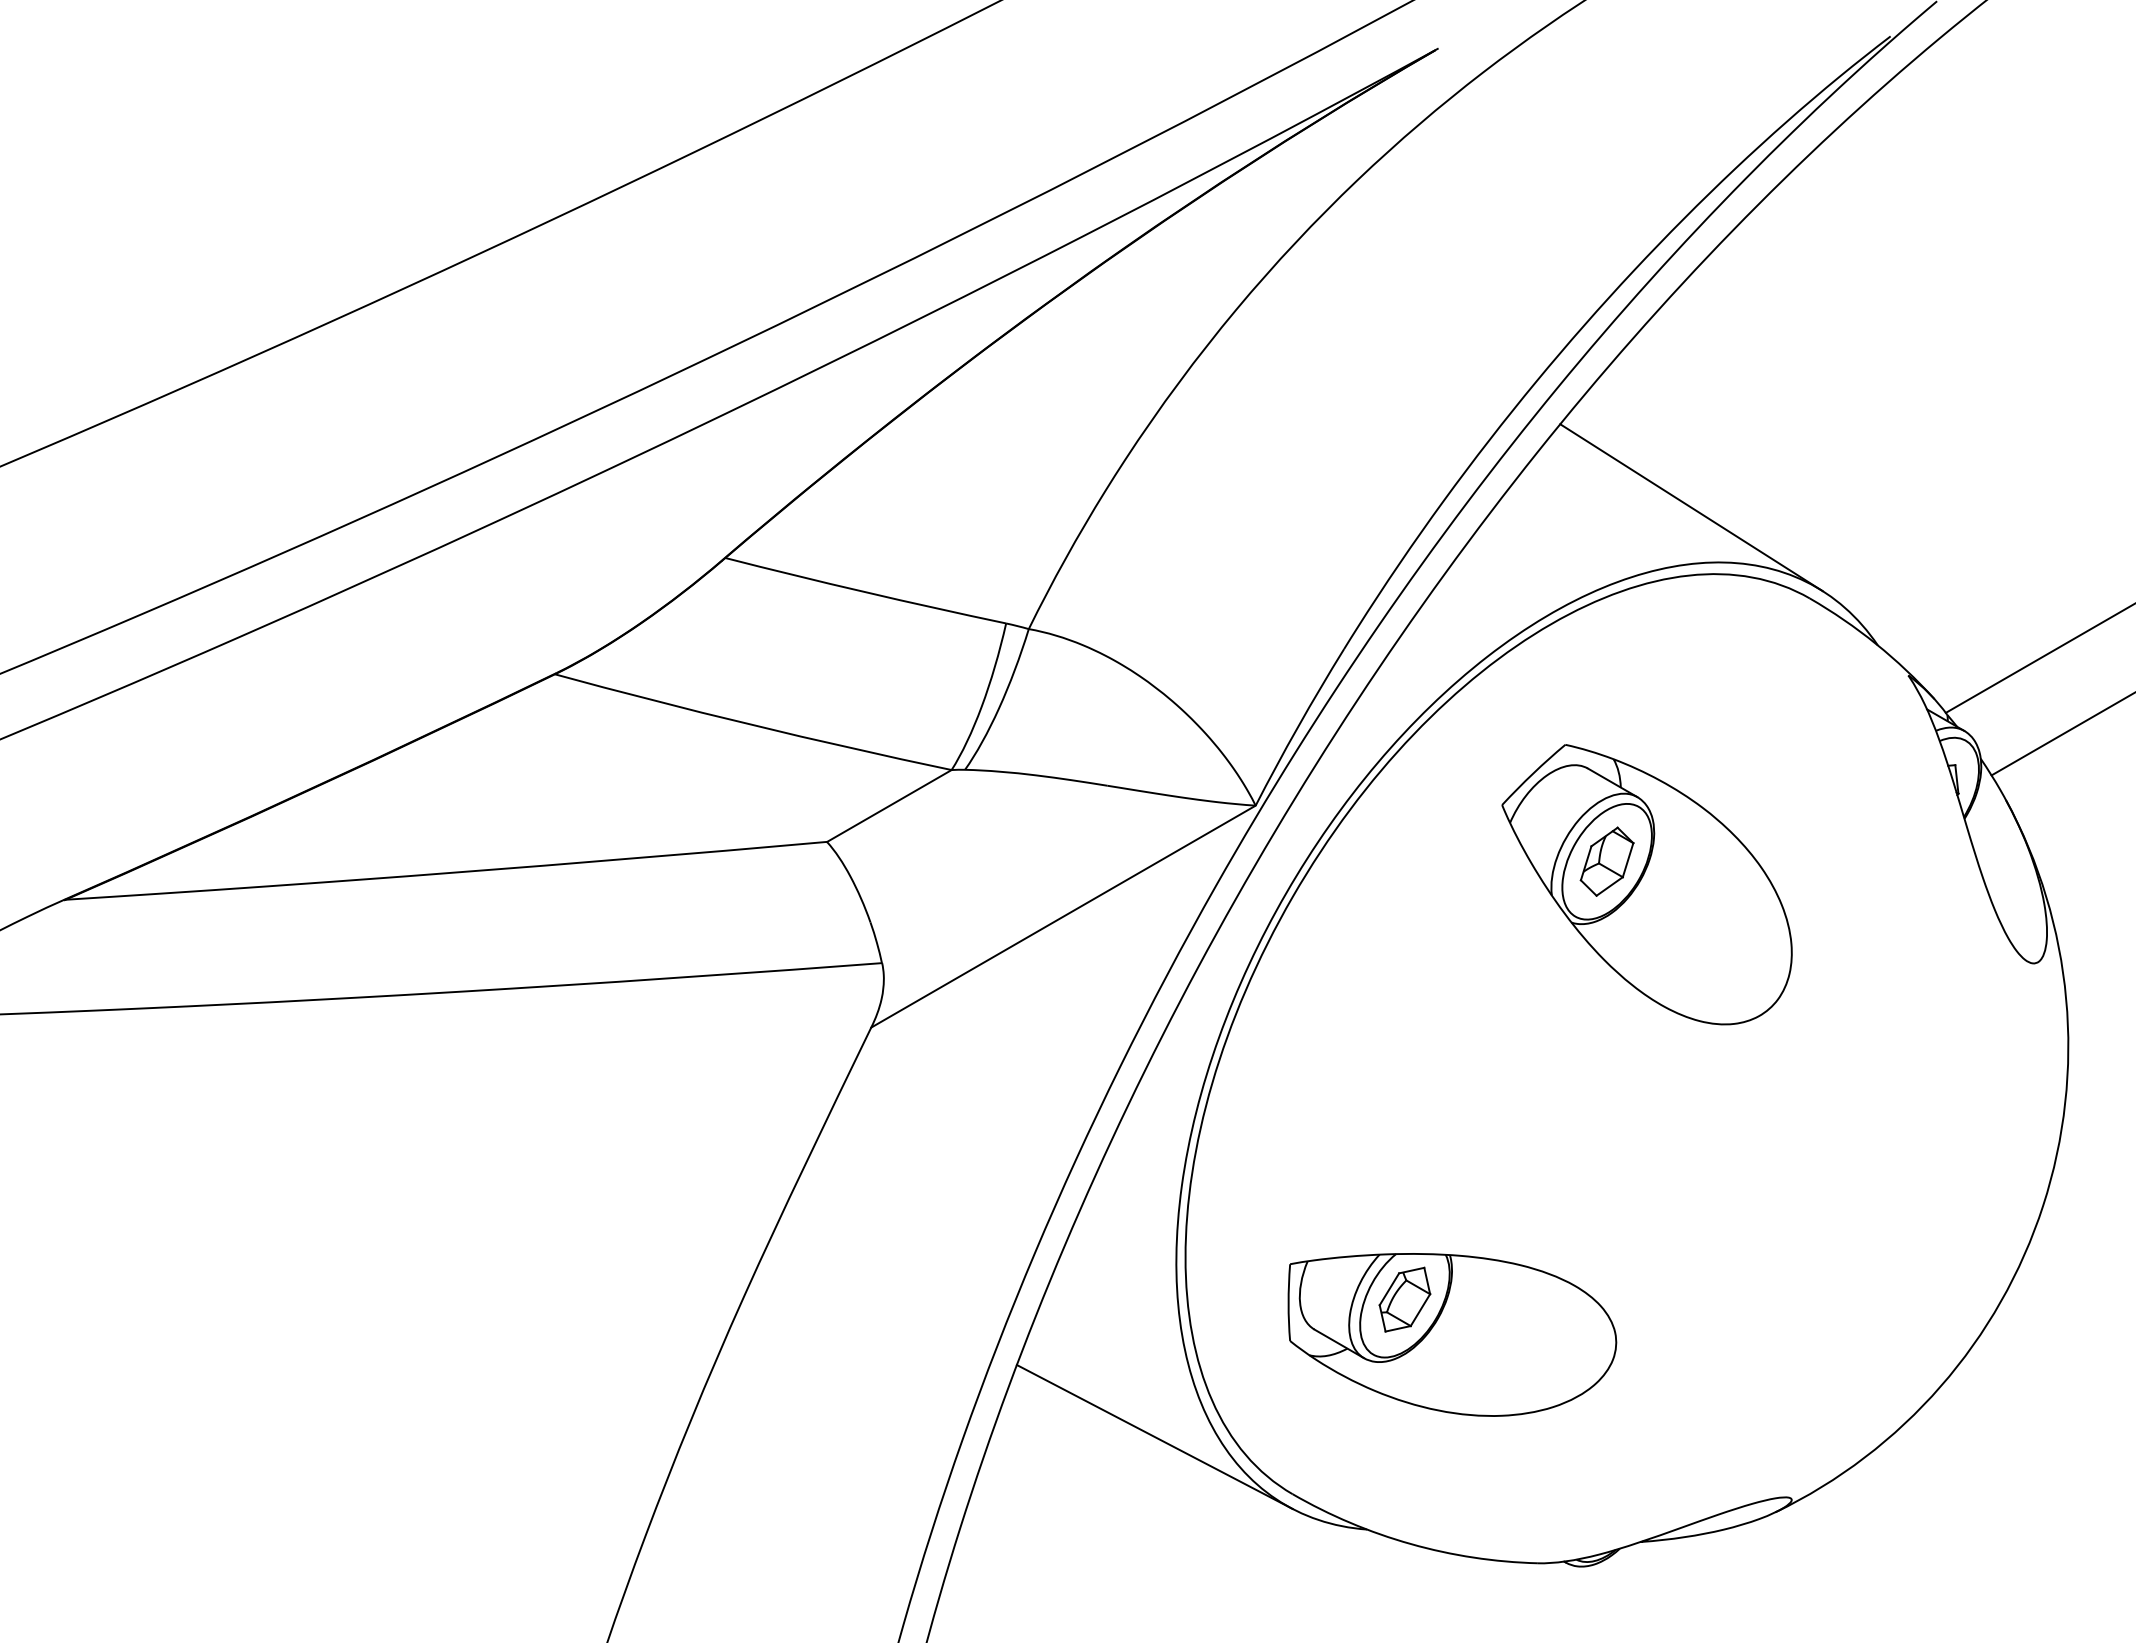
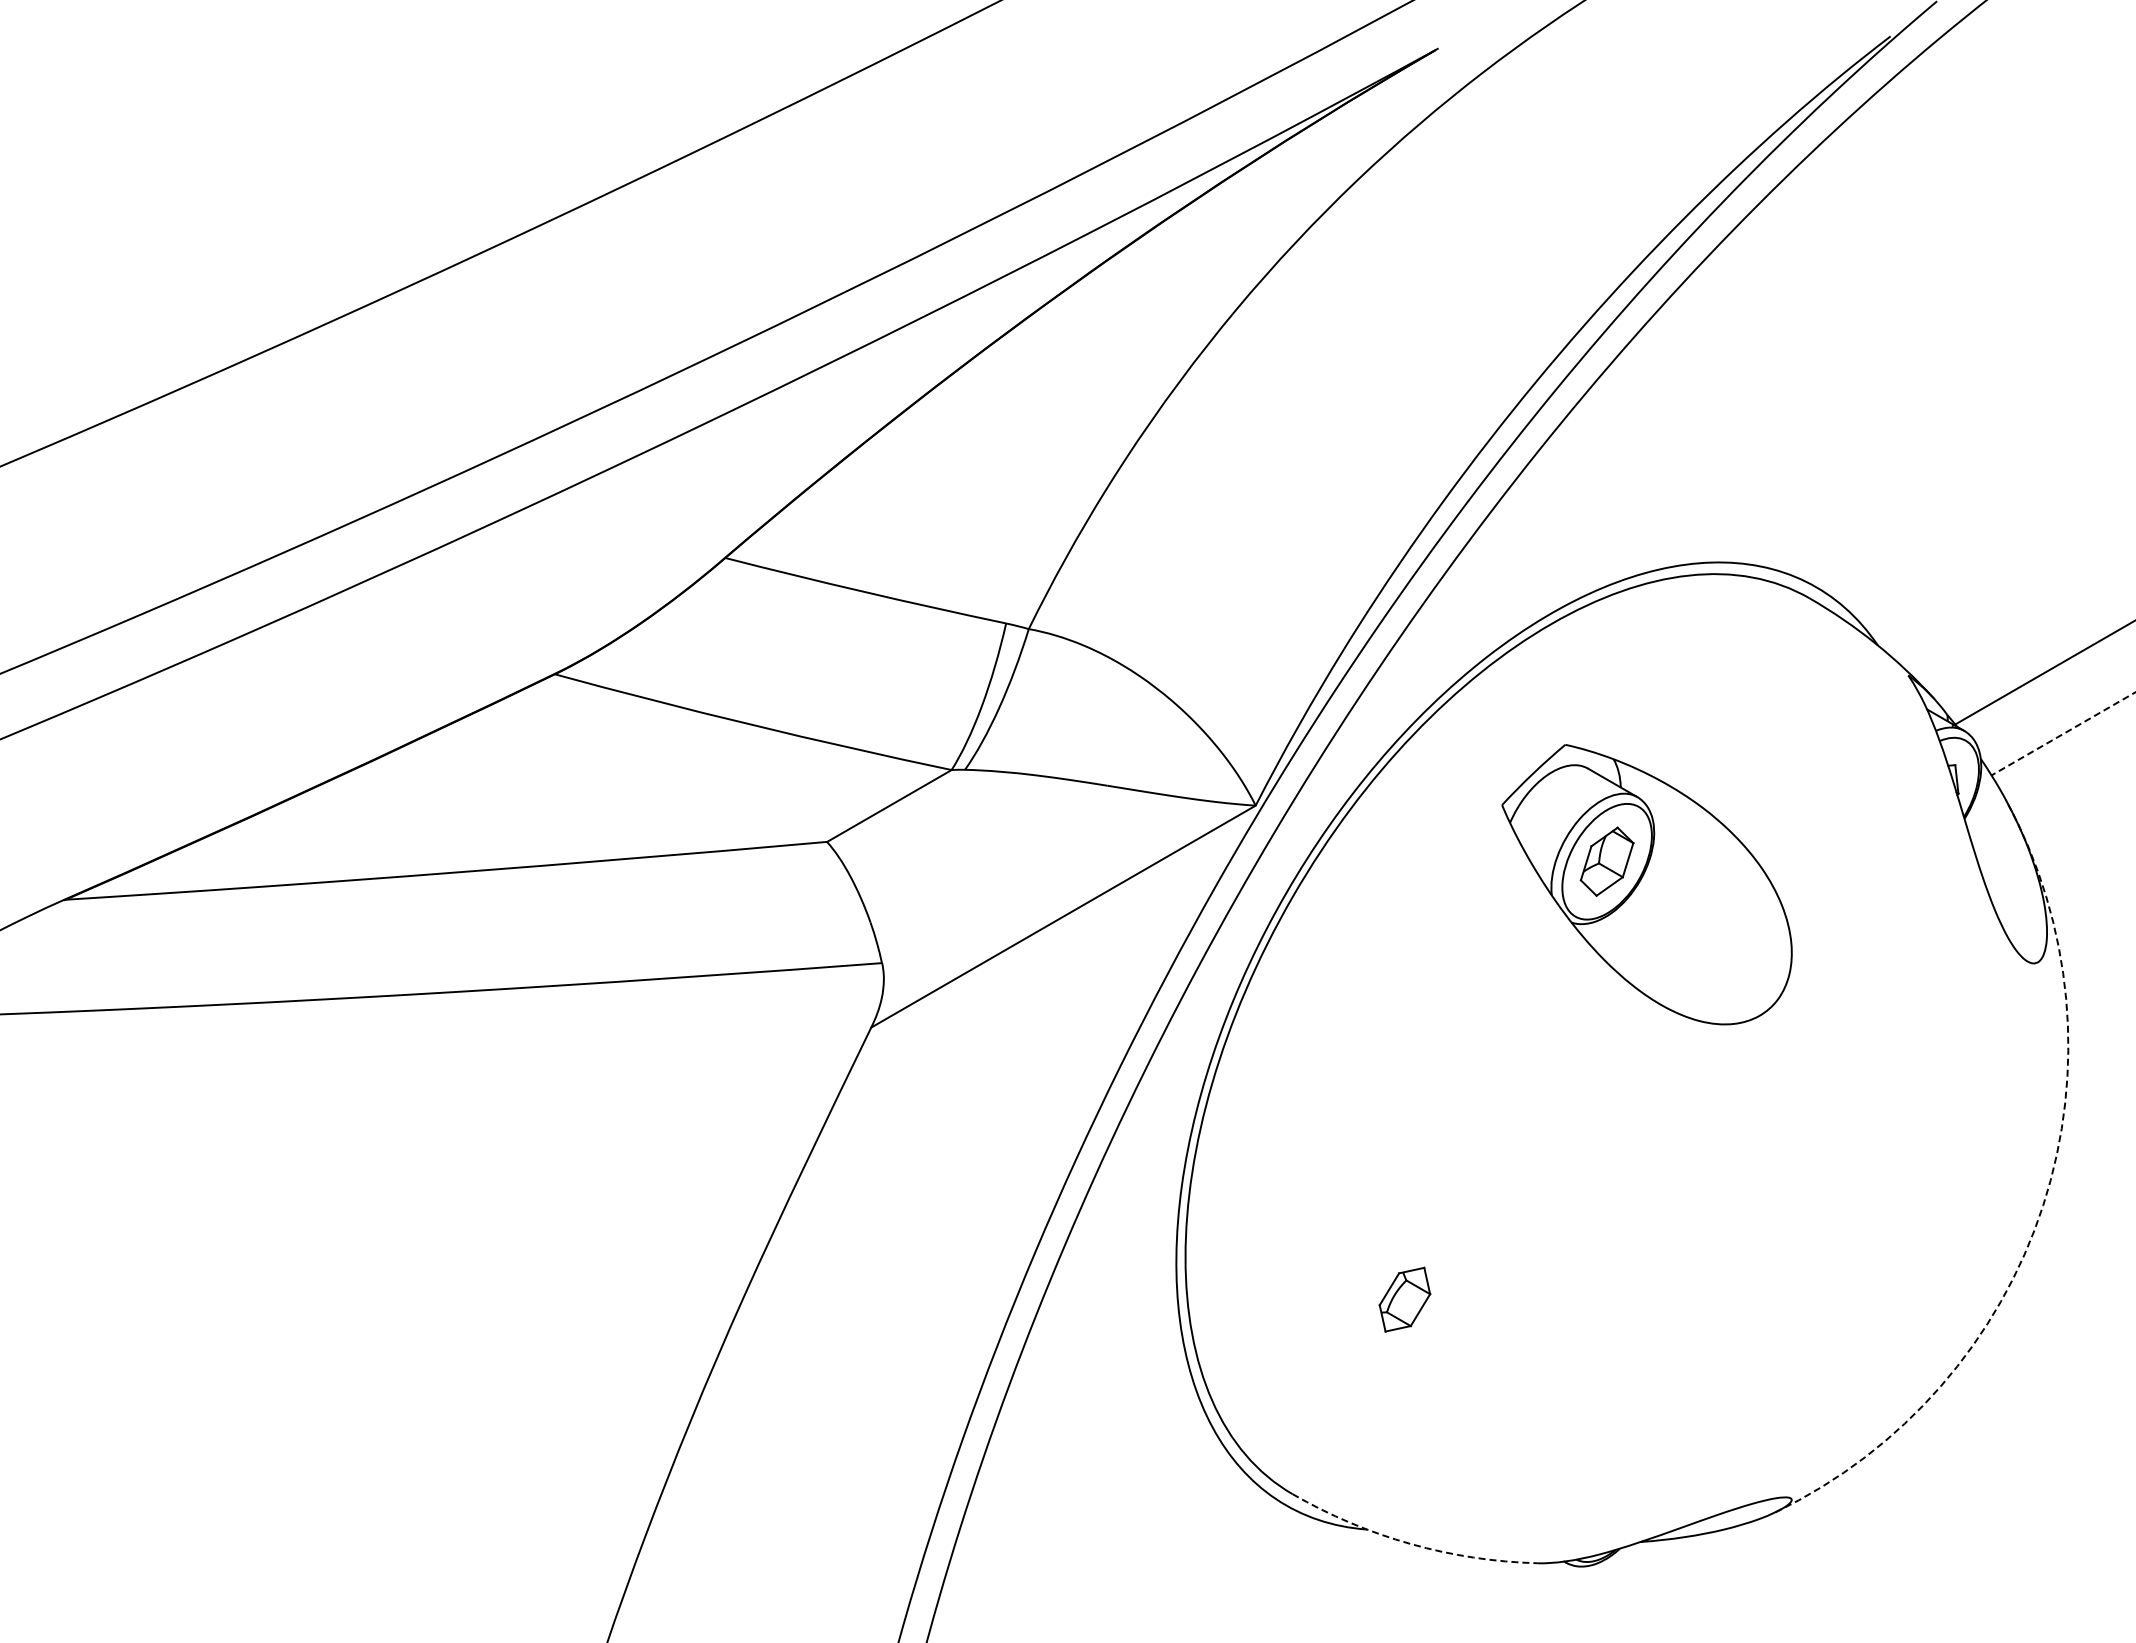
line: present -> none (1691, 507)
line position: (2038, 658) -> (2042, 673) (2042, 673)
line: solid -> dashed (2063, 733)
arc: solid -> dashed (2043, 1205)
part: present -> none (1452, 1334)
line: present -> none (1154, 1436)
arc: solid -> dashed (1410, 1544)
